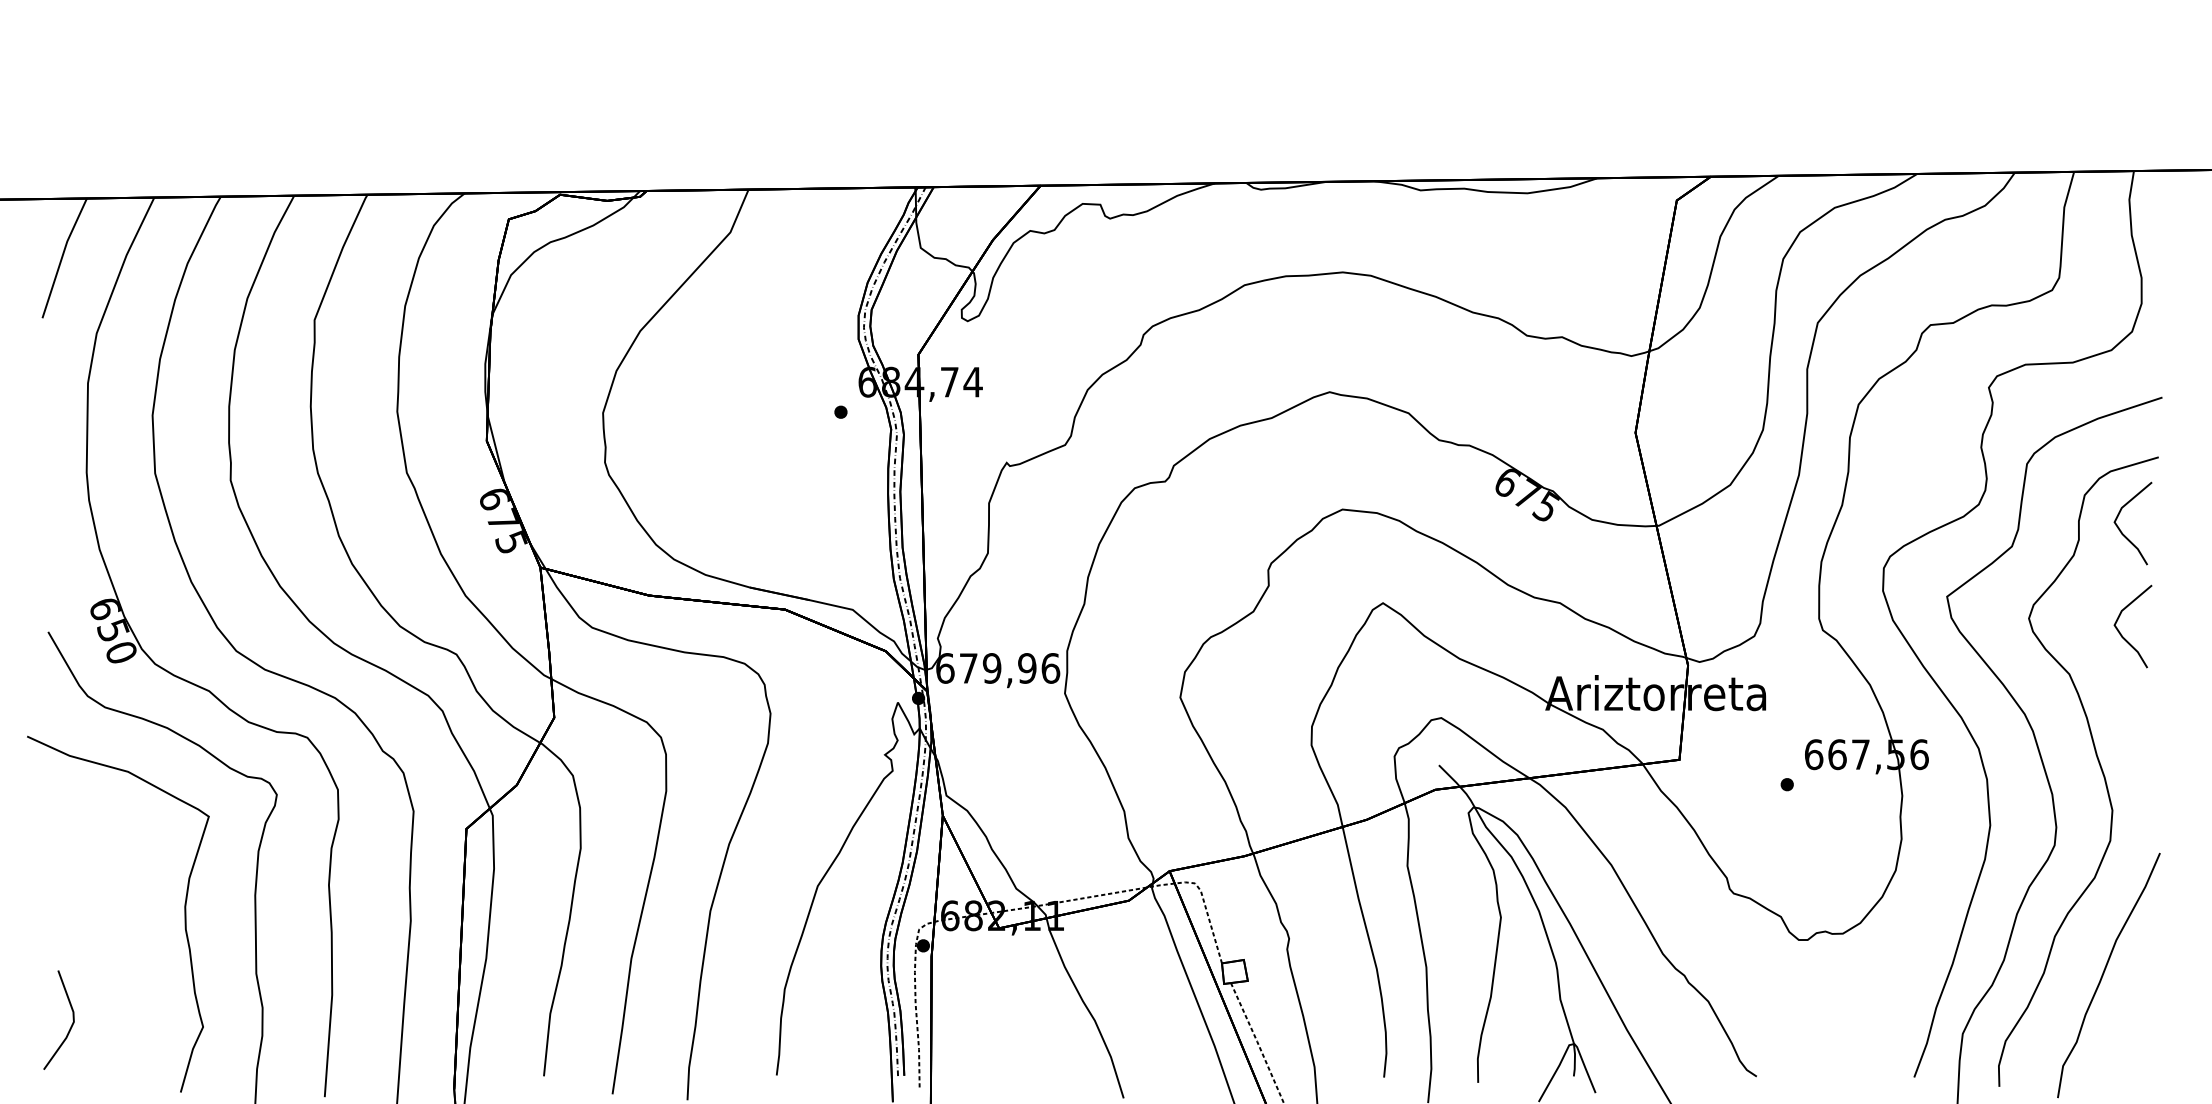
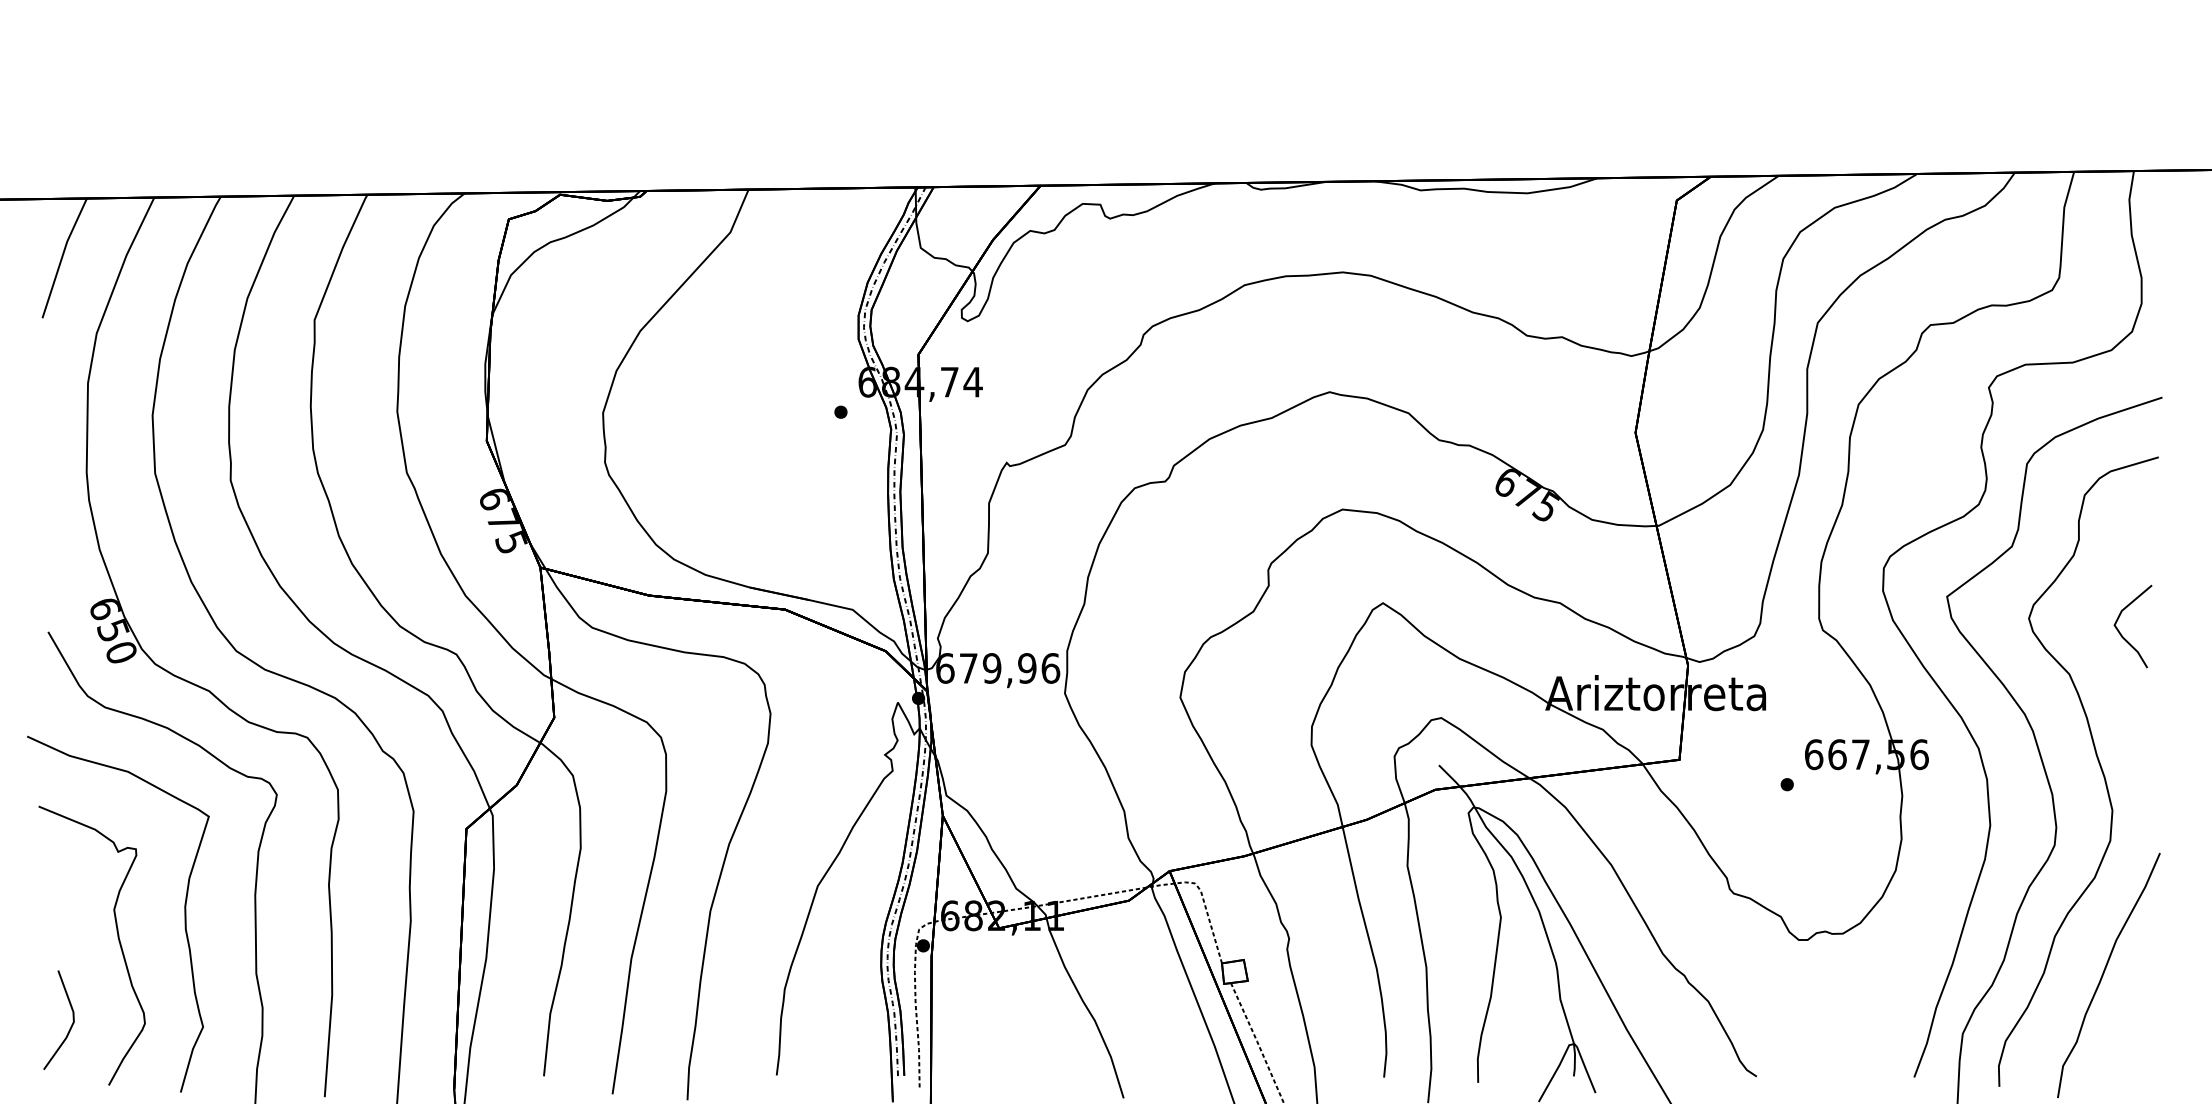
curve: present -> none (2121, 530)
curve: none -> present (117, 937)
